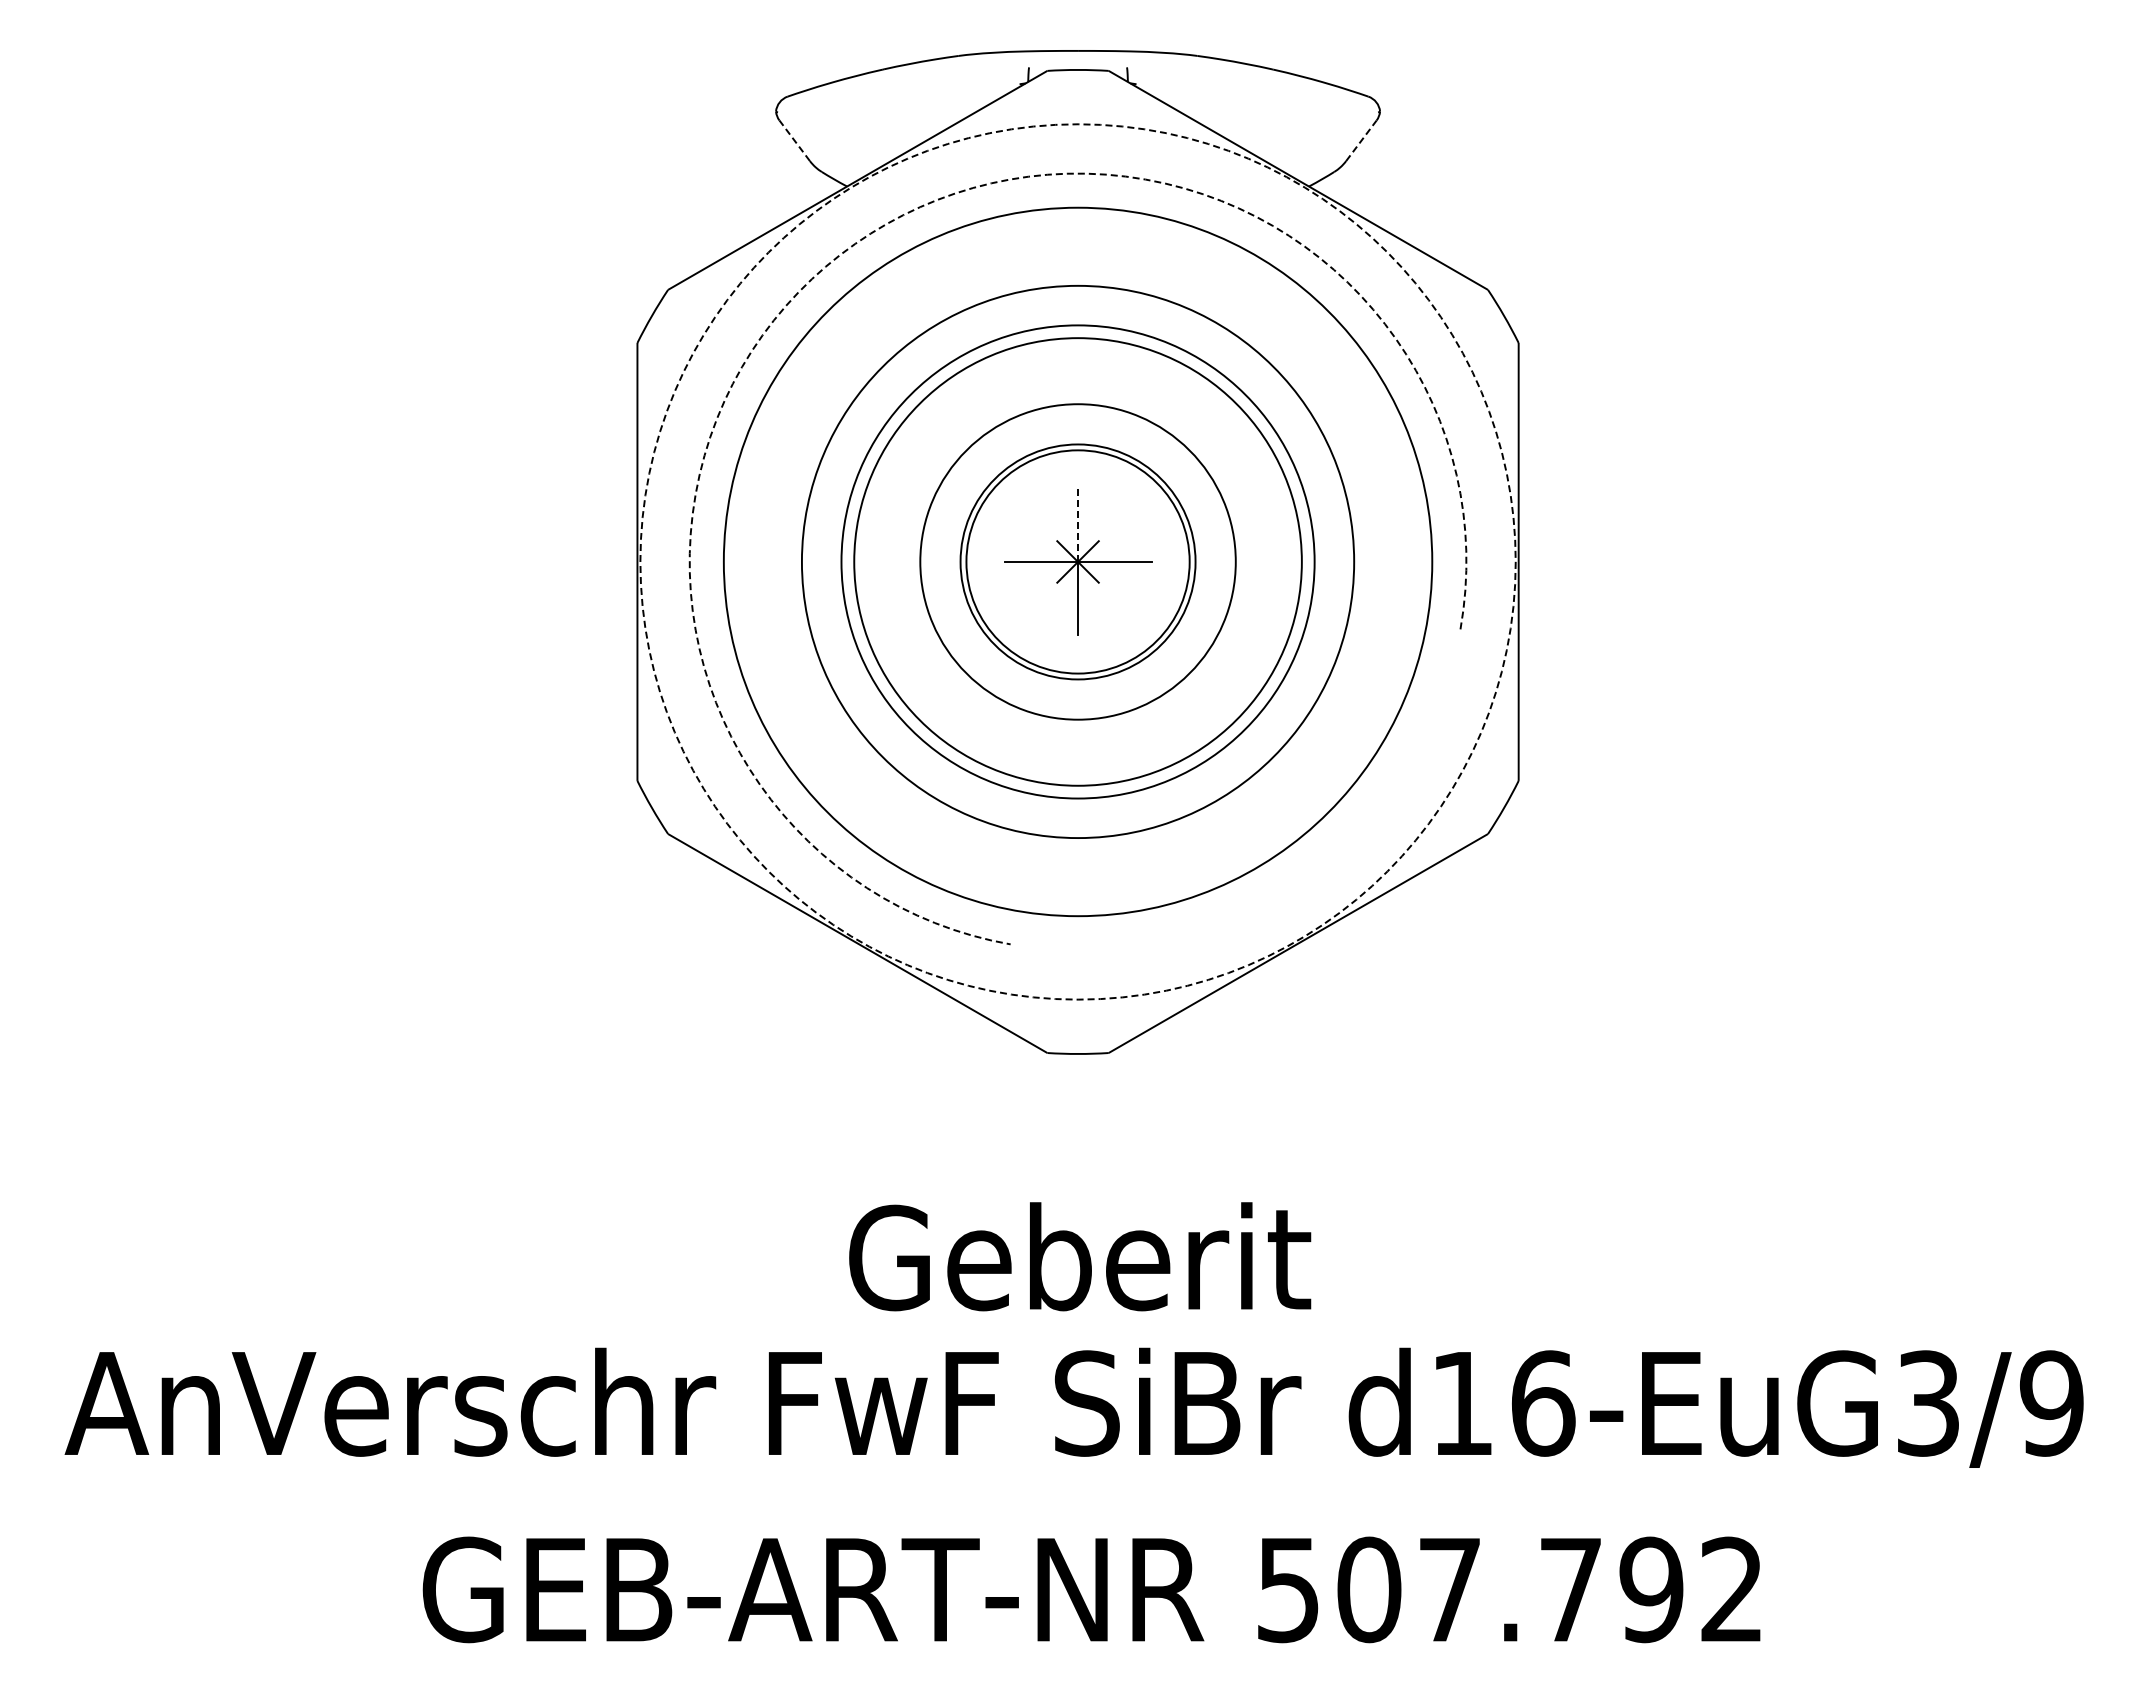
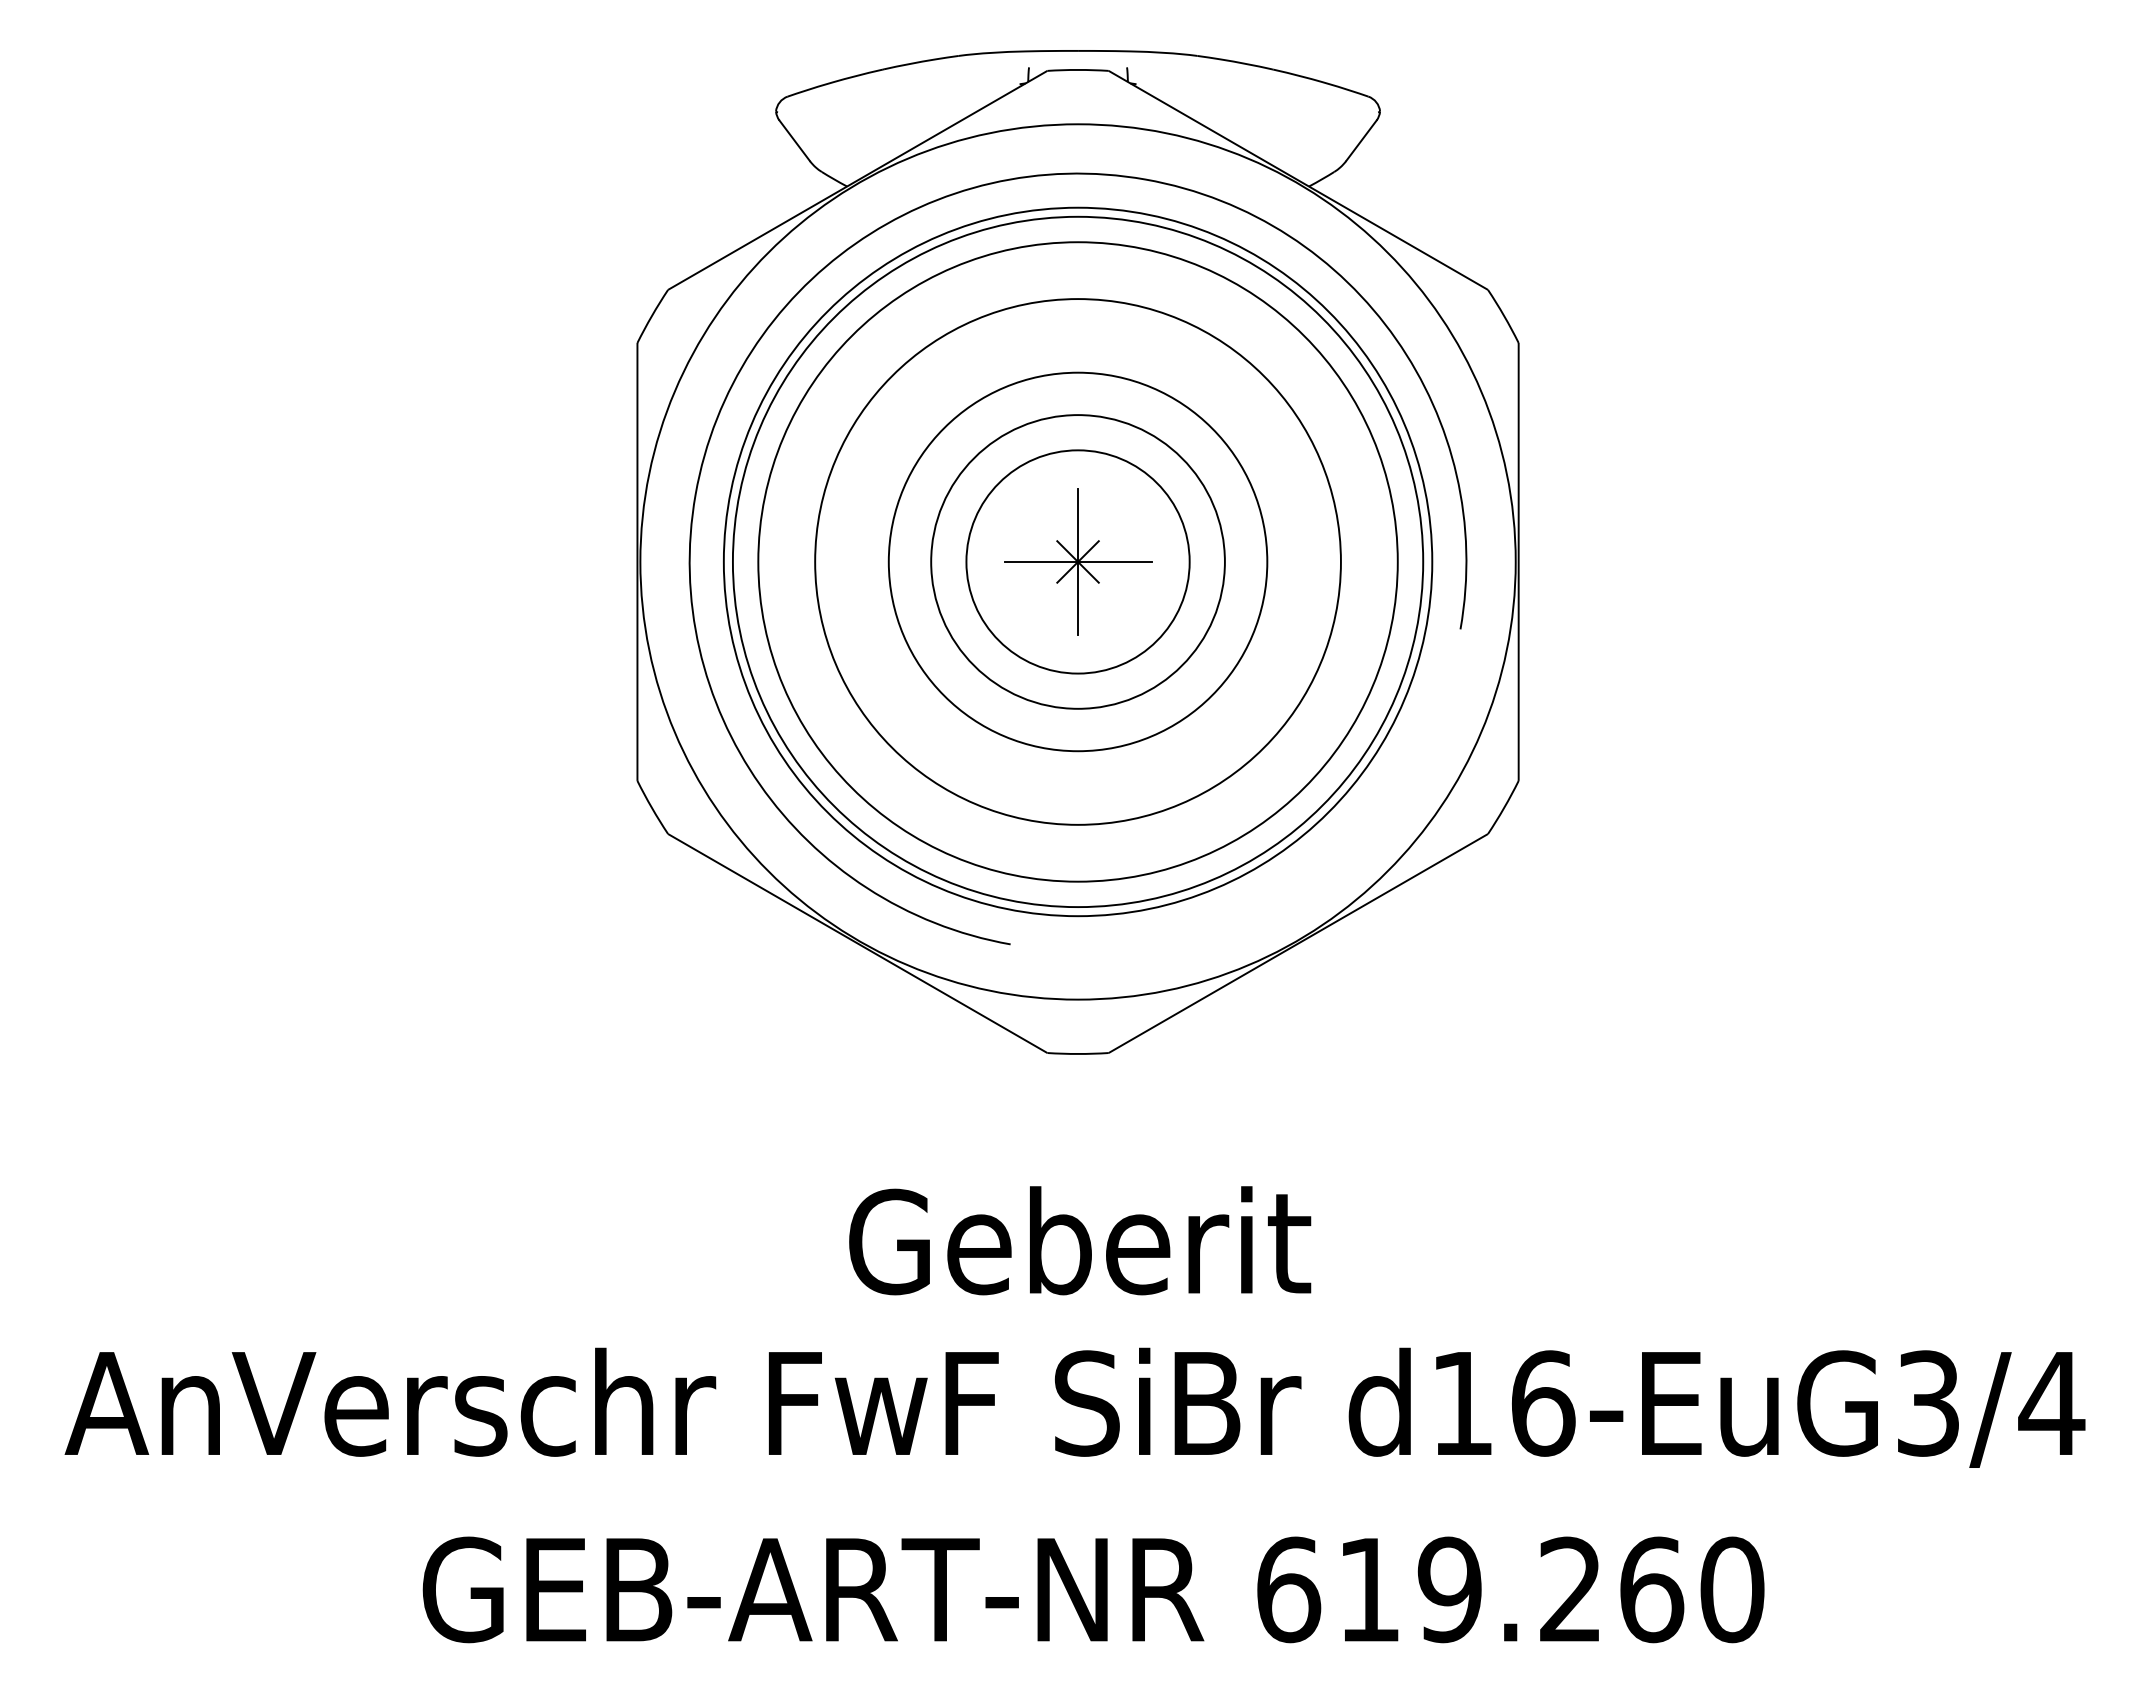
line: dashed -> solid (794, 140)
line: dashed -> solid (1361, 140)
arc: dashed -> solid (855, 243)
line: dashed -> solid (1078, 525)
circle diameter: 235 px -> 294 px (1077, 561)
circle diameter: 315 px -> 526 px (1077, 561)
circle diameter: 448 px -> 639 px (1077, 561)
circle diameter: 473 px -> 379 px (1077, 561)
circle diameter: 552 px -> 690 px (1077, 561)
circle: dashed -> solid (1077, 561)
text position: (1080, 1256) -> (1080, 1240) (1080, 1240)
text: d16-EuG3/9 -> d16-EuG3/4 (2051, 1403)
text: 507.792 -> 619.260 (1510, 1589)
